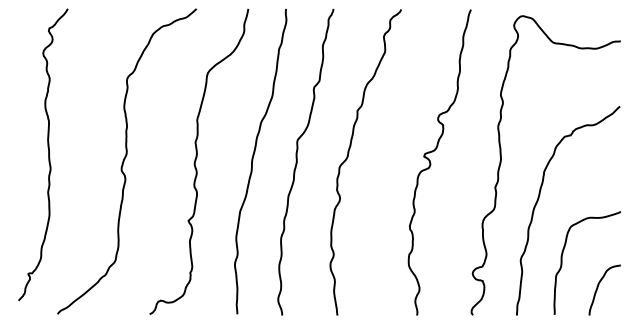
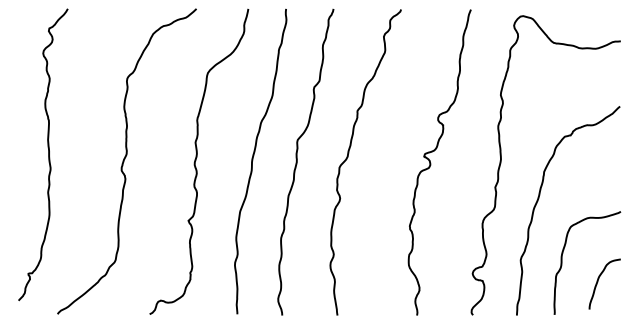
curve position: (598, 288) -> (598, 282) (598, 282)
